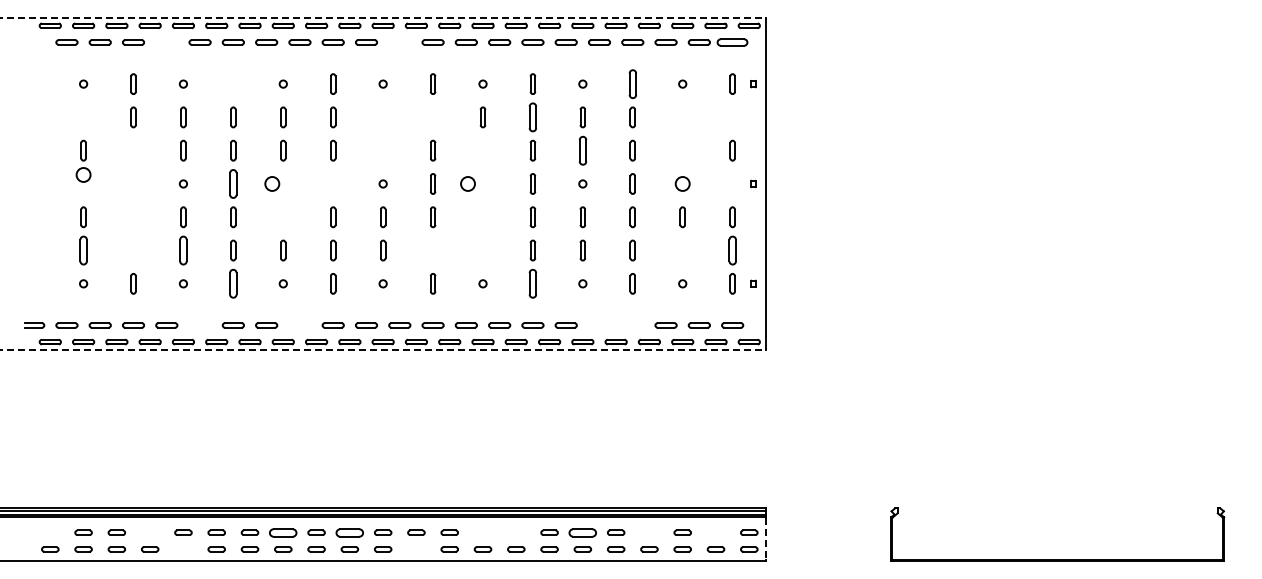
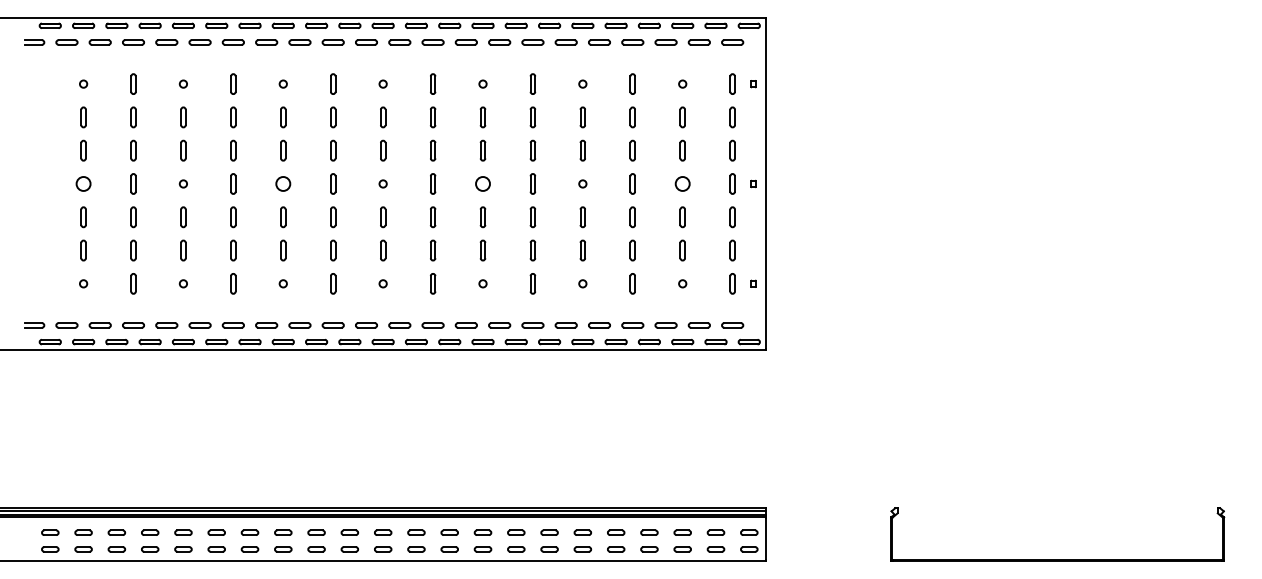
line: dashed -> solid (383, 17)
part: none -> present (34, 42)
part: none -> present (166, 42)
part: none -> present (399, 42)
part size: 33x9 px -> 24x7 px (732, 42)
part: none -> present (233, 83)
part size: 9x30 px -> 7x22 px (632, 83)
part: none -> present (83, 117)
part: none -> present (383, 117)
part: none -> present (433, 117)
part size: 9x31 px -> 8x23 px (532, 117)
part: none -> present (682, 117)
part: none -> present (732, 117)
part: none -> present (133, 150)
part: none -> present (383, 150)
part: none -> present (482, 150)
part size: 10x31 px -> 7x23 px (582, 150)
part: none -> present (682, 150)
circle position: (83, 174) -> (83, 183) (83, 183)
part: none -> present (133, 183)
part size: 9x30 px -> 7x22 px (233, 183)
circle position: (272, 183) -> (283, 183) (283, 183)
part: none -> present (333, 183)
circle position: (467, 183) -> (482, 183) (482, 183)
part: none -> present (732, 183)
part: none -> present (133, 217)
part: none -> present (283, 217)
part: none -> present (482, 217)
part size: 9x31 px -> 7x23 px (83, 250)
part: none -> present (133, 250)
part size: 9x31 px -> 7x23 px (183, 250)
part: none -> present (433, 250)
part: none -> present (482, 250)
part: none -> present (682, 250)
part size: 9x31 px -> 7x23 px (732, 250)
part size: 9x31 px -> 7x22 px (233, 283)
part size: 9x31 px -> 8x22 px (532, 283)
part: none -> present (199, 325)
part: none -> present (299, 325)
part: none -> present (599, 325)
part: none -> present (632, 325)
line: dashed -> solid (383, 350)
part: none -> present (50, 532)
part: none -> present (150, 532)
part size: 29x10 px -> 19x7 px (283, 532)
part size: 29x10 px -> 20x7 px (349, 532)
part: none -> present (482, 532)
part: none -> present (516, 532)
part size: 29x10 px -> 20x7 px (582, 532)
part: none -> present (649, 532)
part: none -> present (715, 532)
line: dashed -> solid (765, 538)
part: none -> present (183, 549)
part: none -> present (416, 549)
